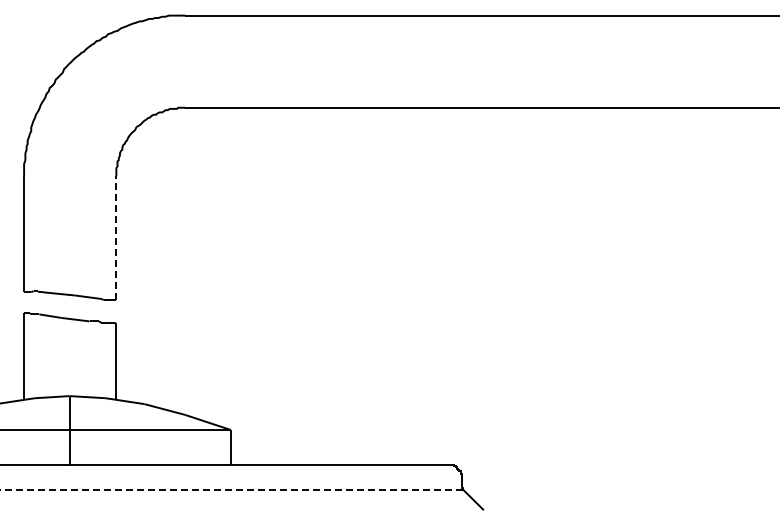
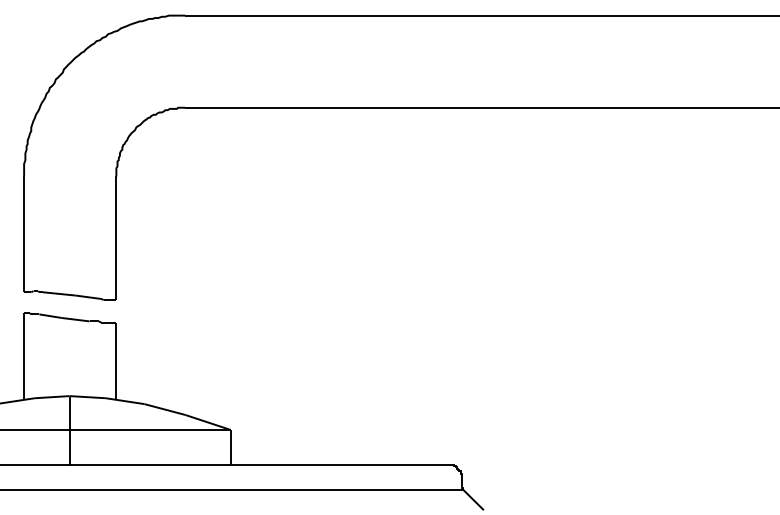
line: dashed -> solid (116, 238)
line: dashed -> solid (231, 489)
